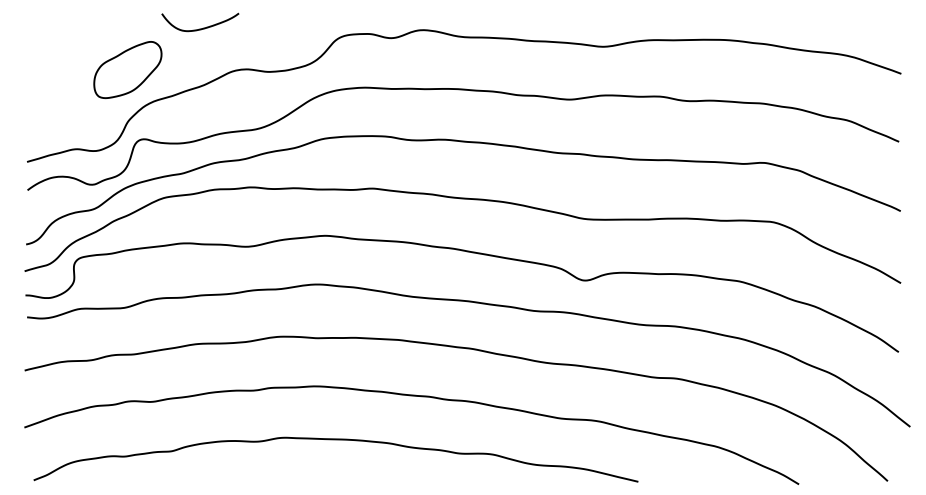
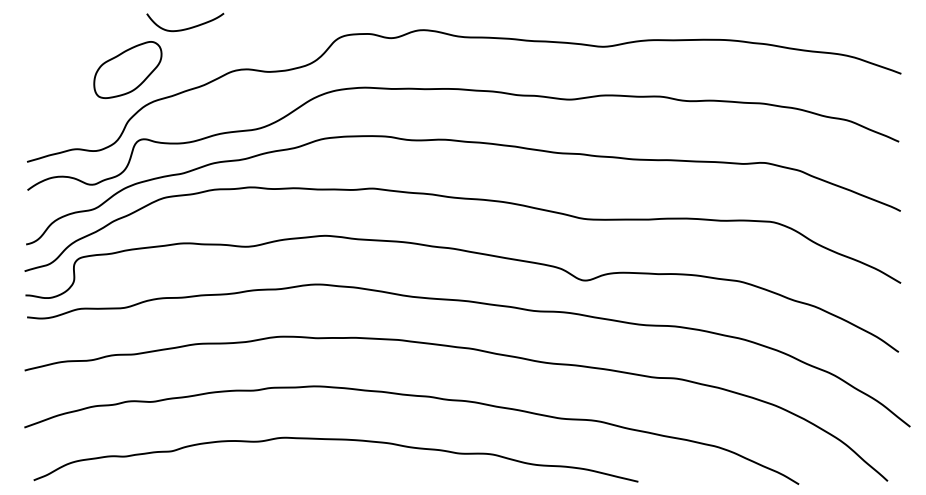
curve position: (203, 27) -> (188, 27) (188, 27)
